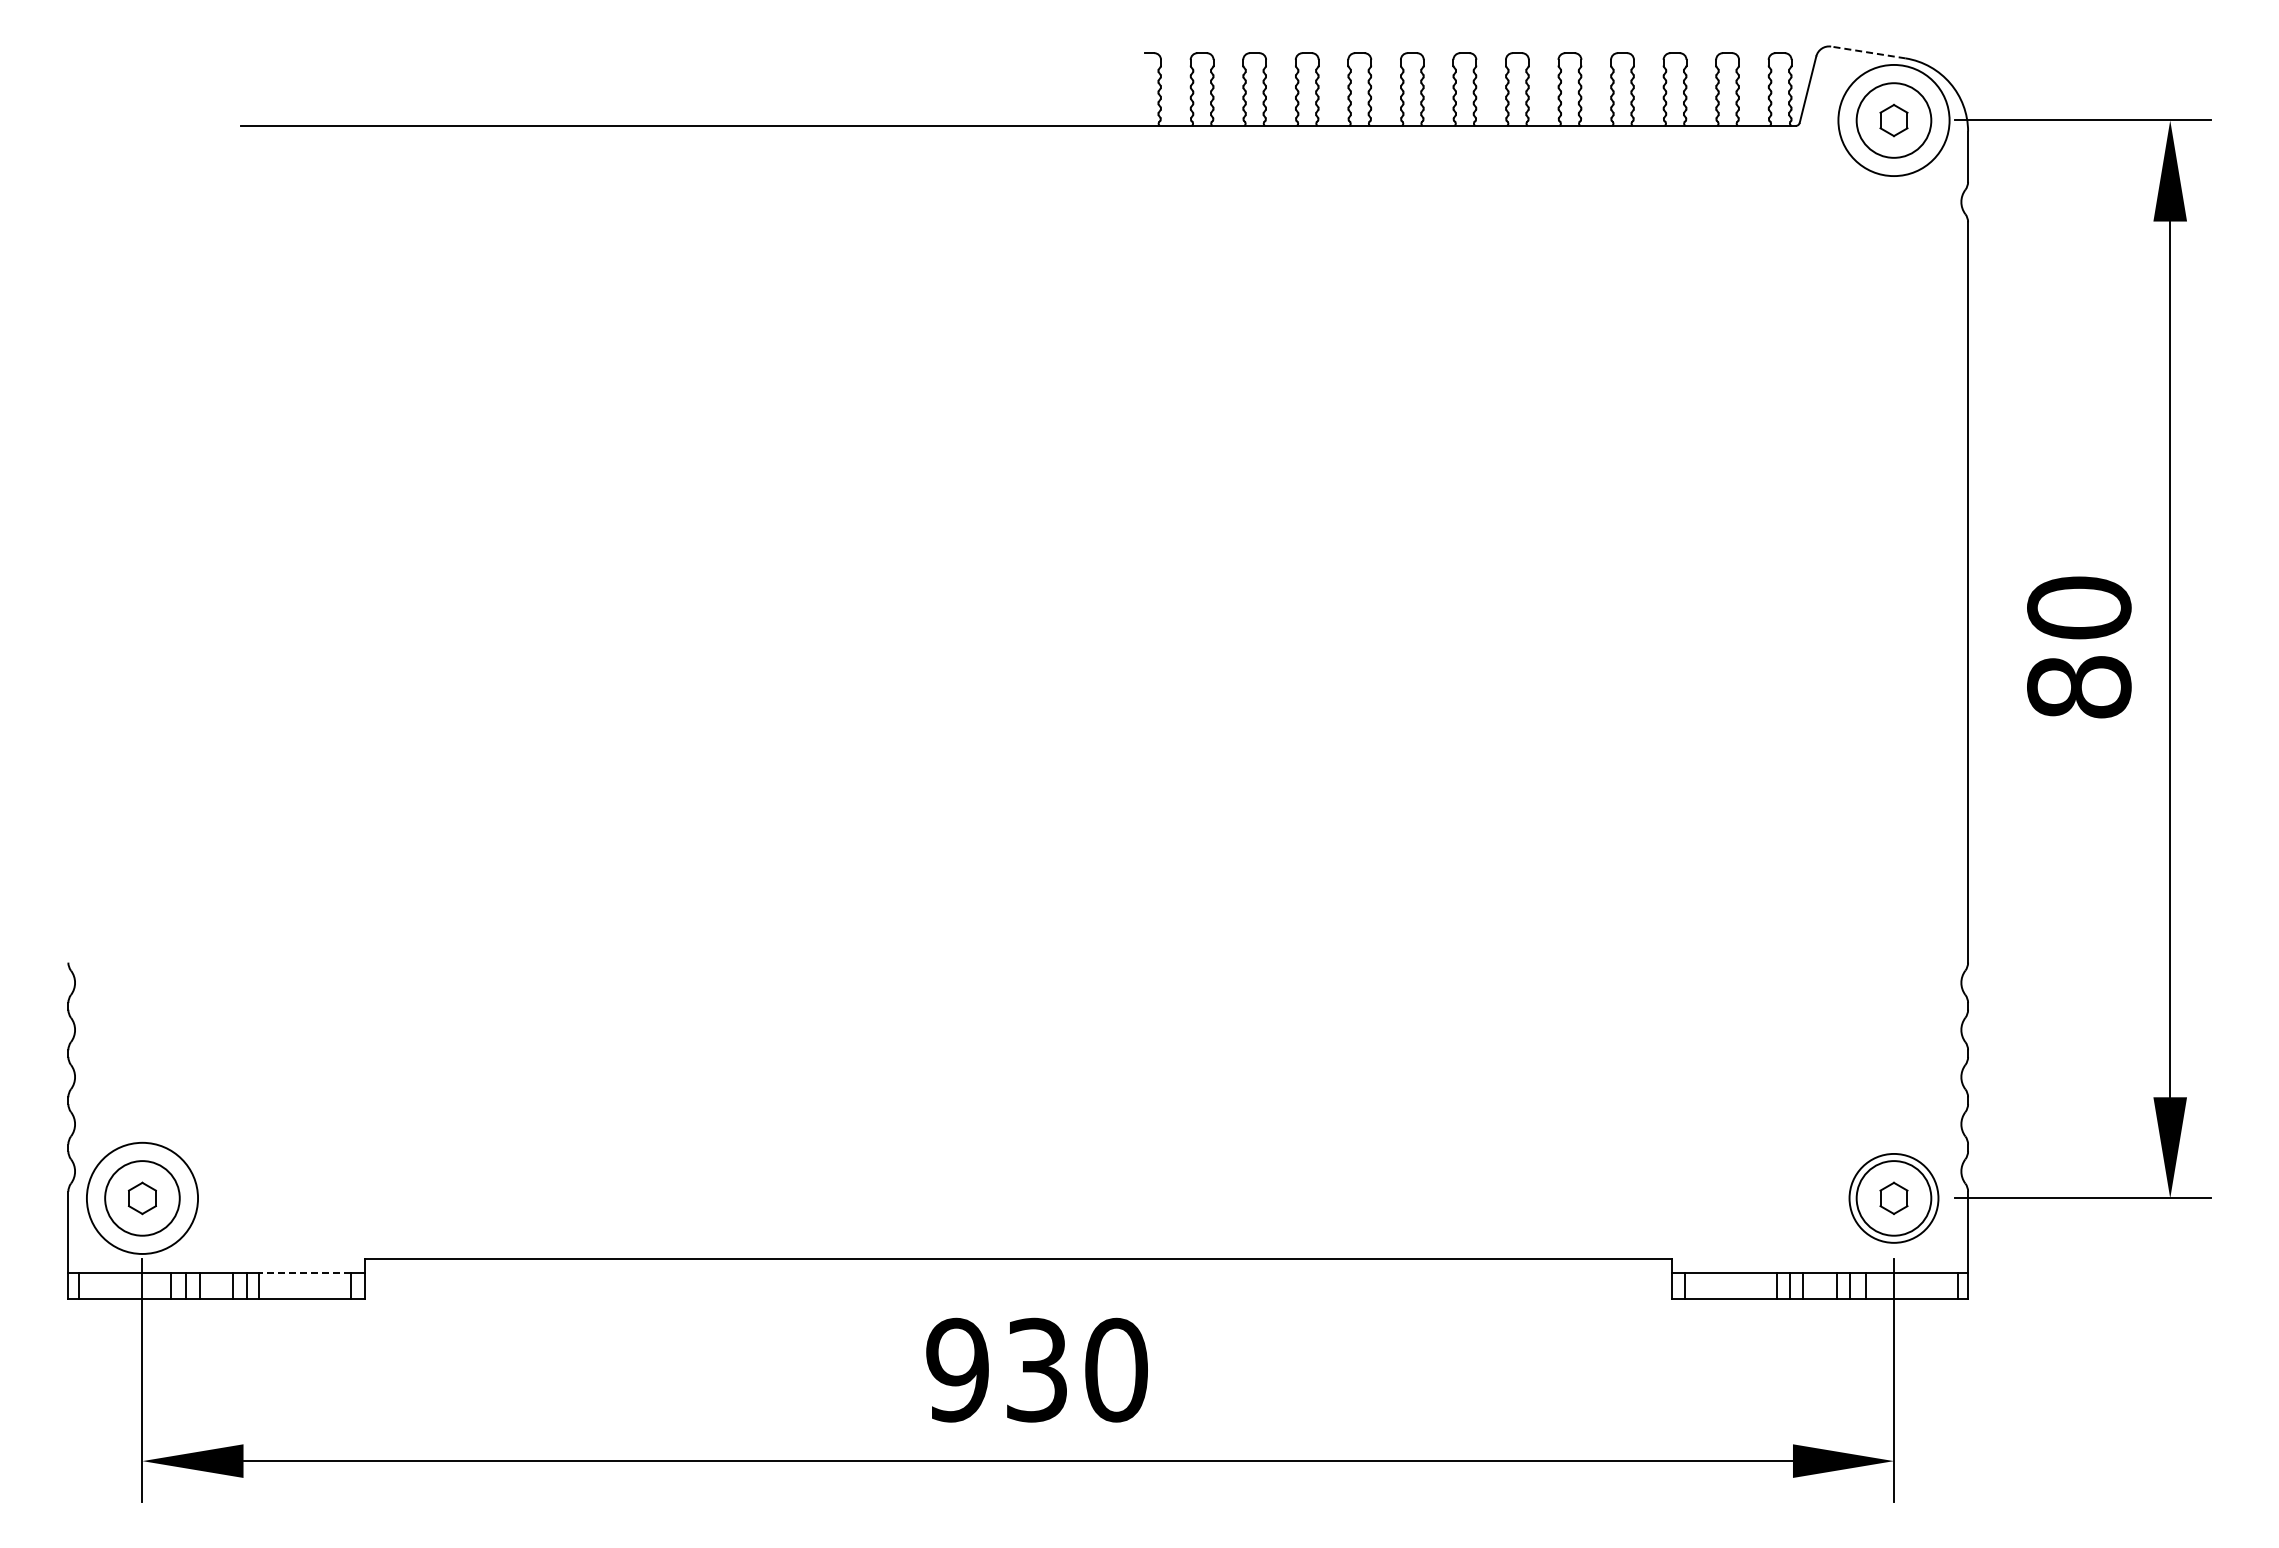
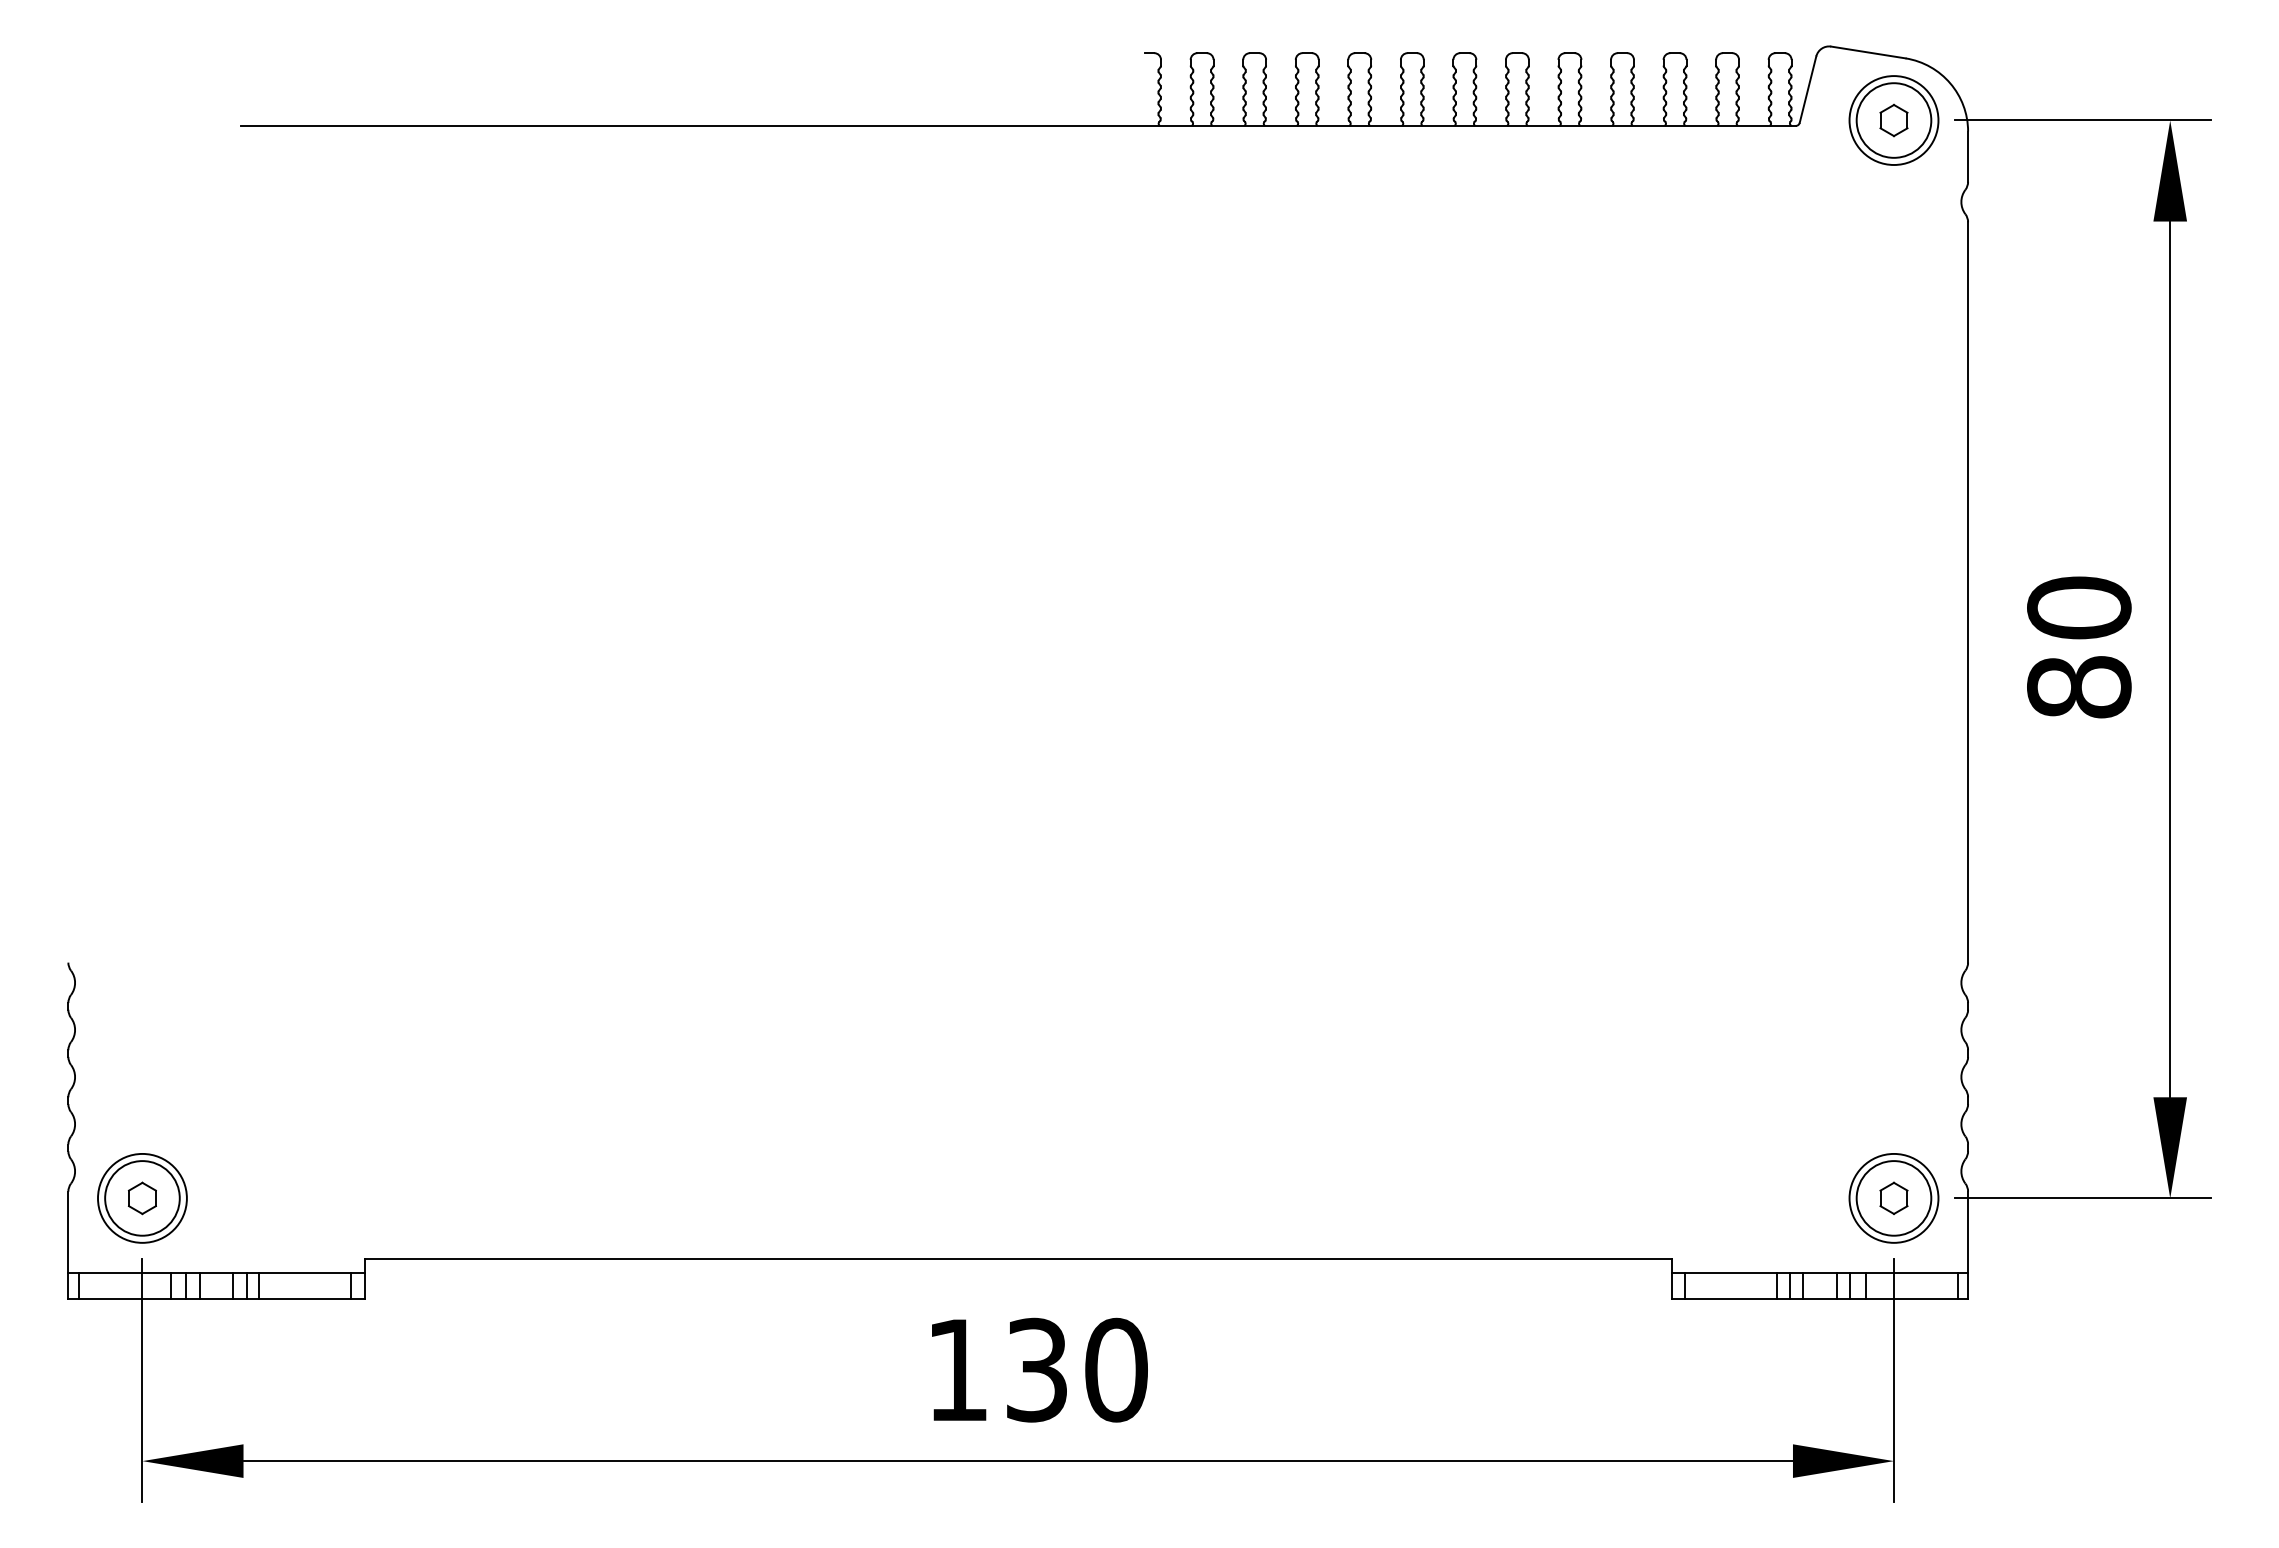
line: dashed -> solid (1868, 52)
circle diameter: 111 px -> 89 px (1893, 120)
circle diameter: 111 px -> 89 px (142, 1197)
line: dashed -> solid (305, 1272)
text: 930 -> 130 (957, 1369)
